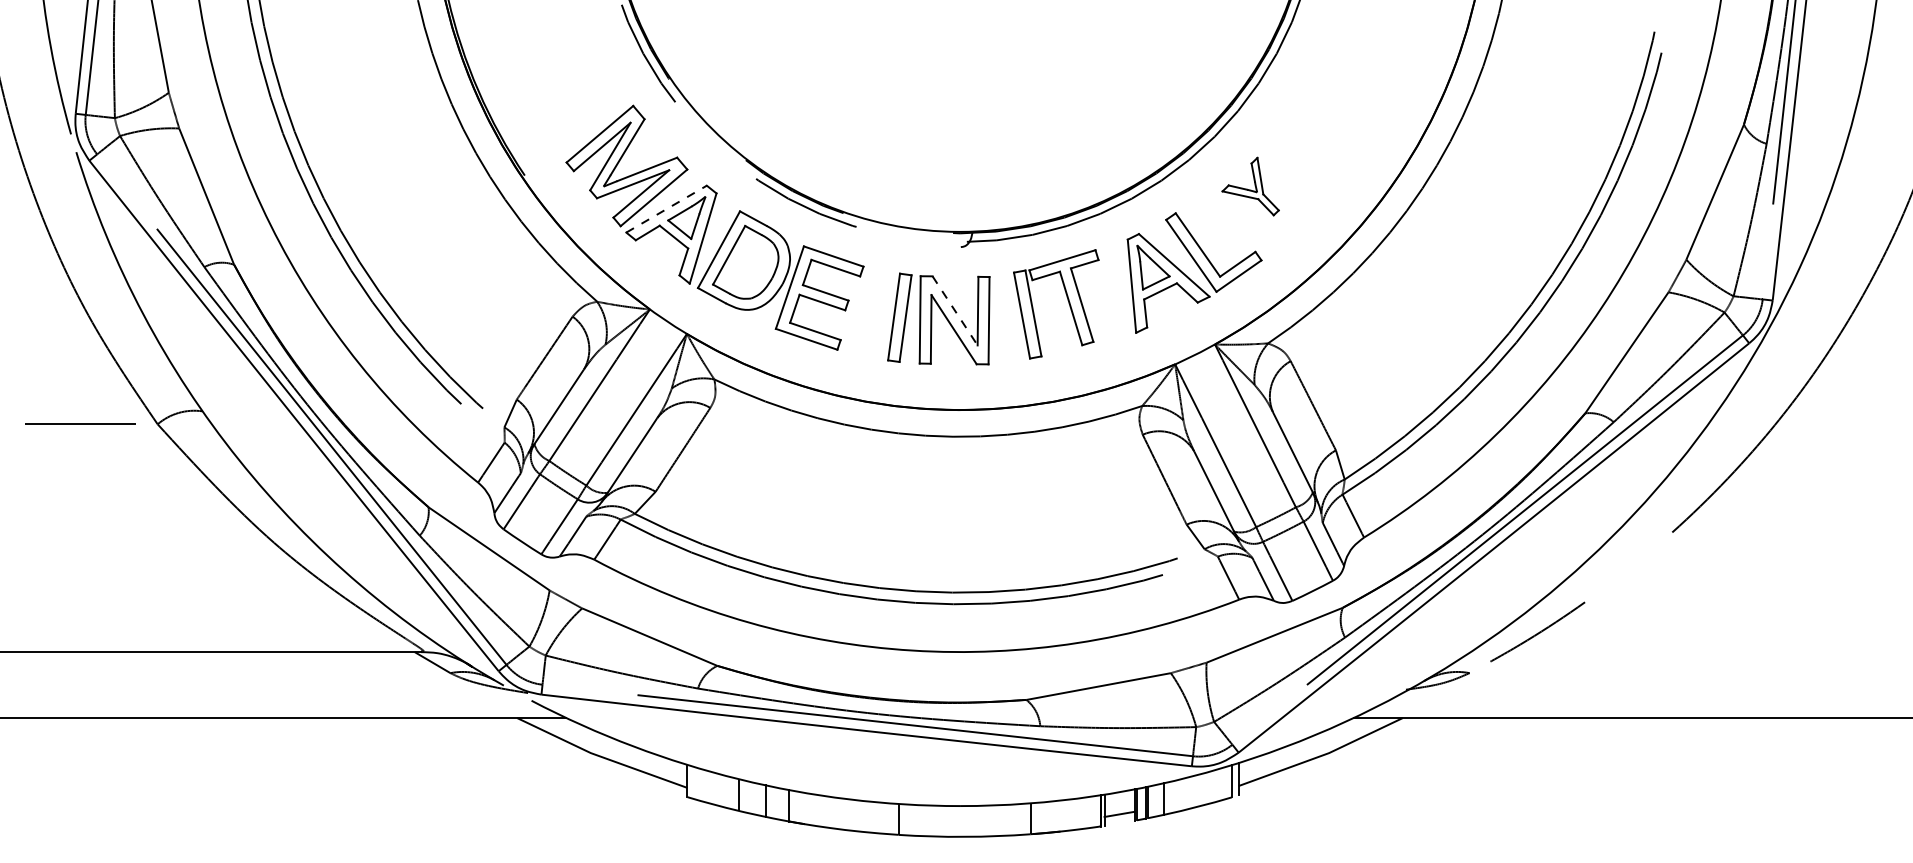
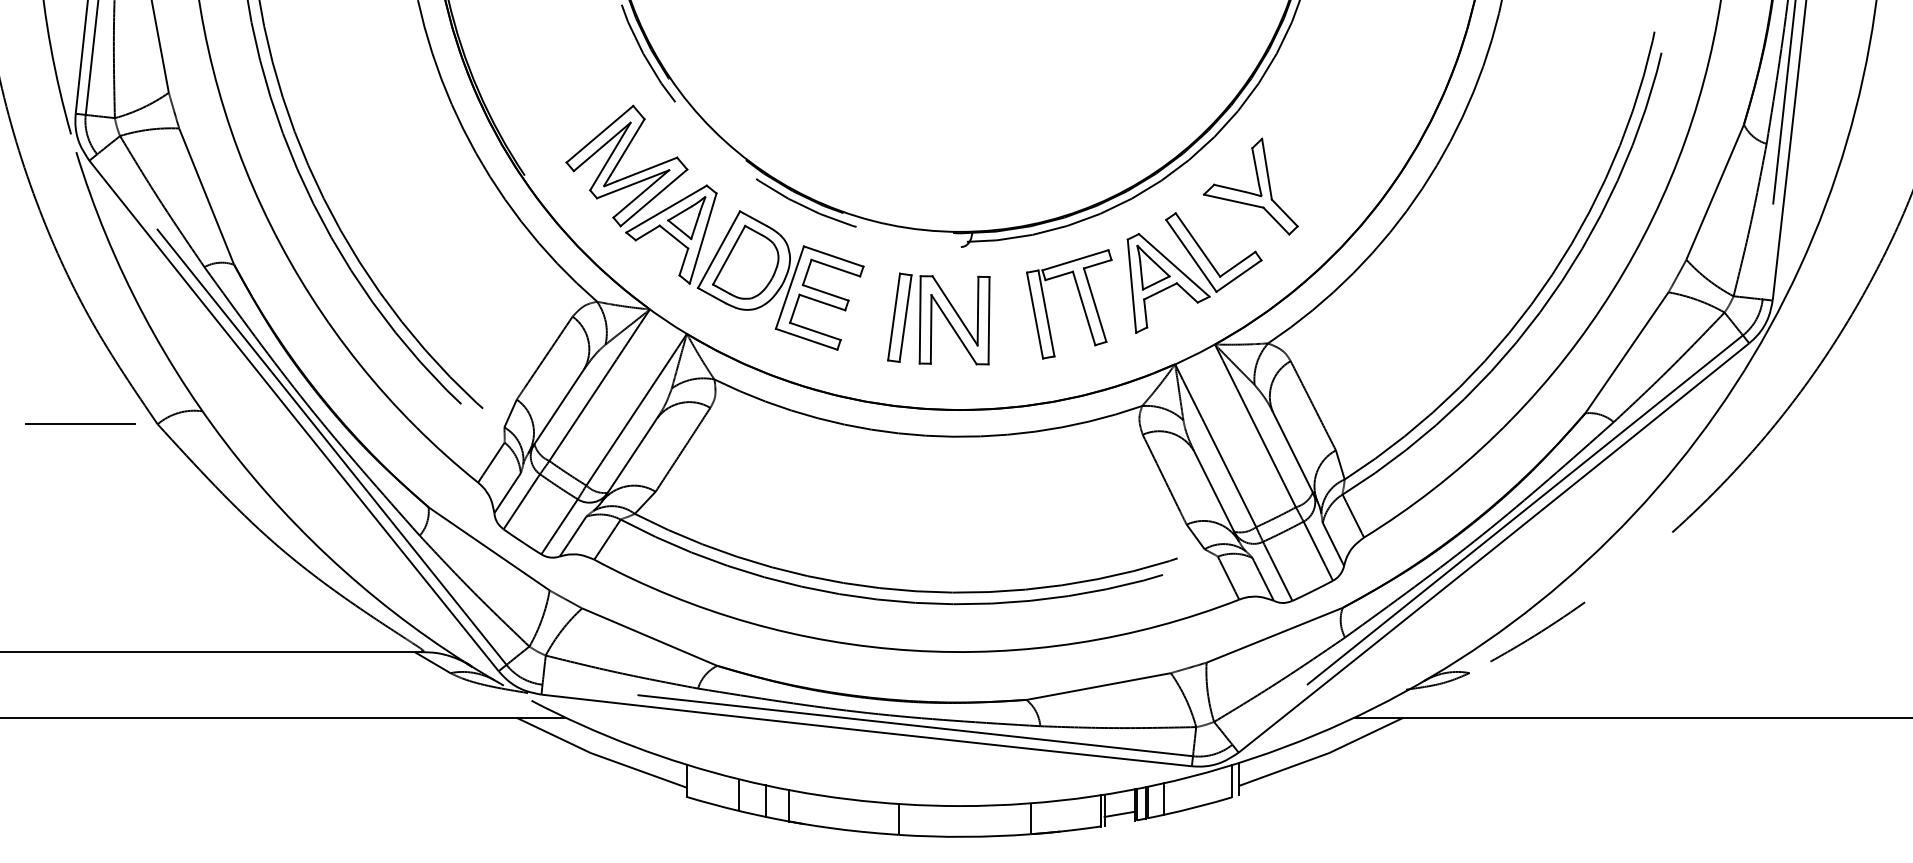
part size: 59x61 px -> 97x99 px (1250, 186)
line: dashed -> solid (666, 209)
part position: (1067, 300) -> (1080, 300) (1080, 300)
line: dashed -> solid (955, 311)
